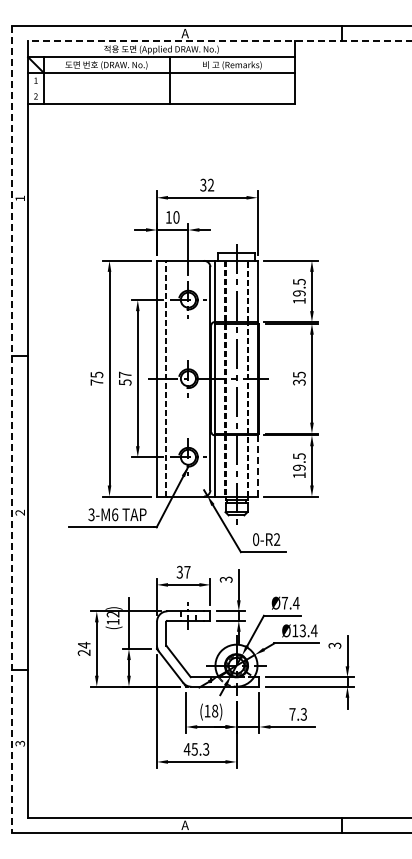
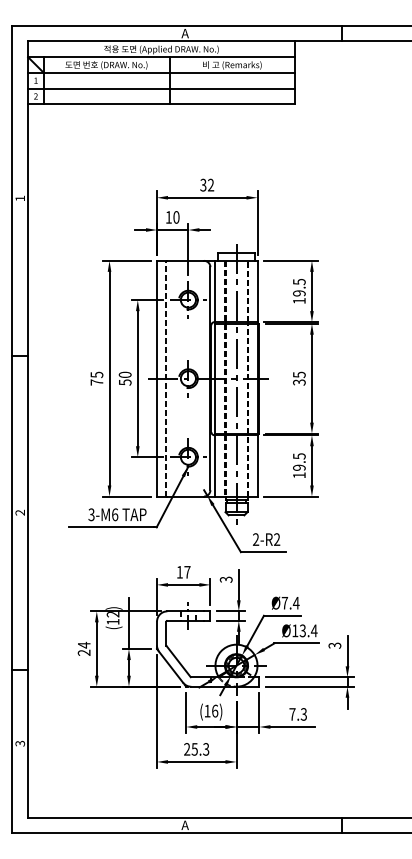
line: dashed -> solid (219, 41)
line: none -> present (161, 88)
text: 57 -> 50 (124, 374)
line: dashed -> solid (12, 429)
line: dashed -> solid (257, 465)
text: 0-R2 -> 2-R2 (255, 539)
text: 37 -> 17 (179, 571)
text: (18) -> (16) (215, 710)
text: 45.3 -> 25.3 (186, 749)
